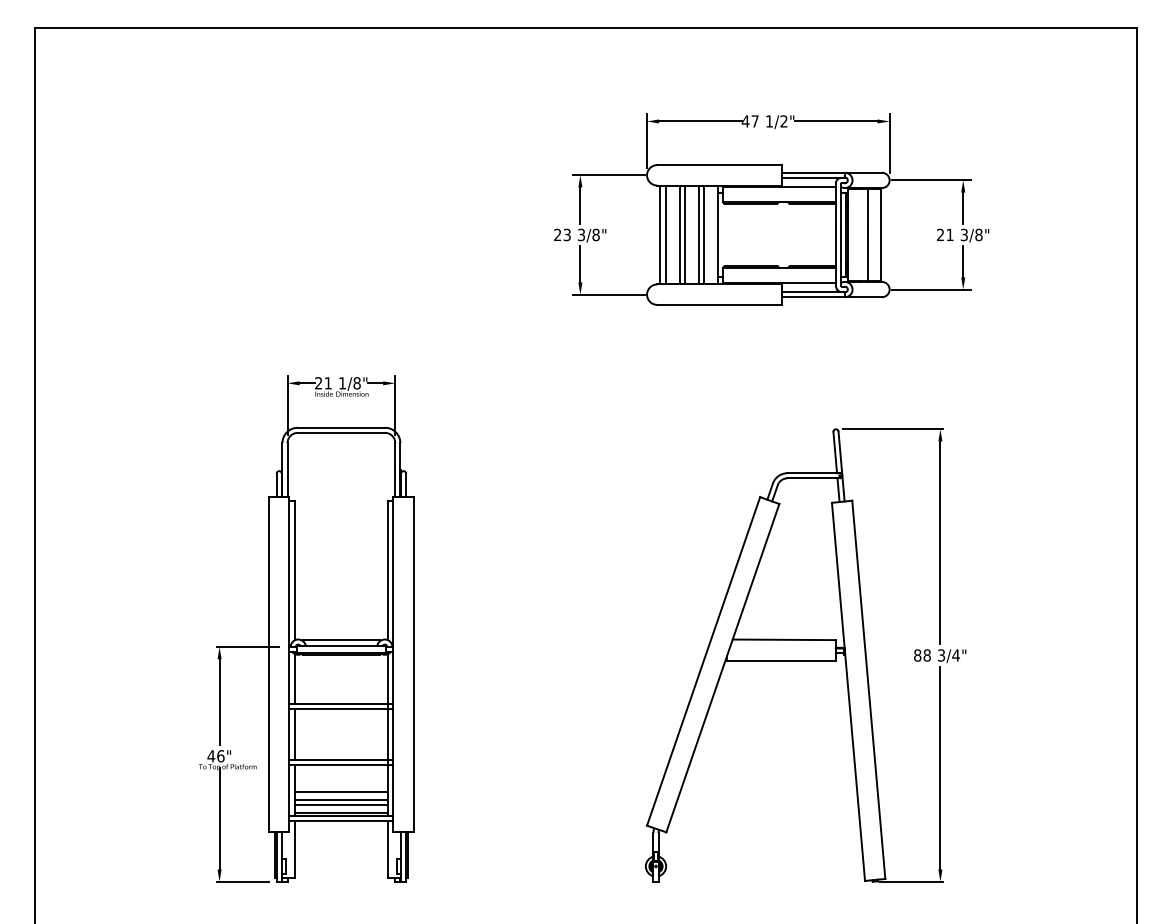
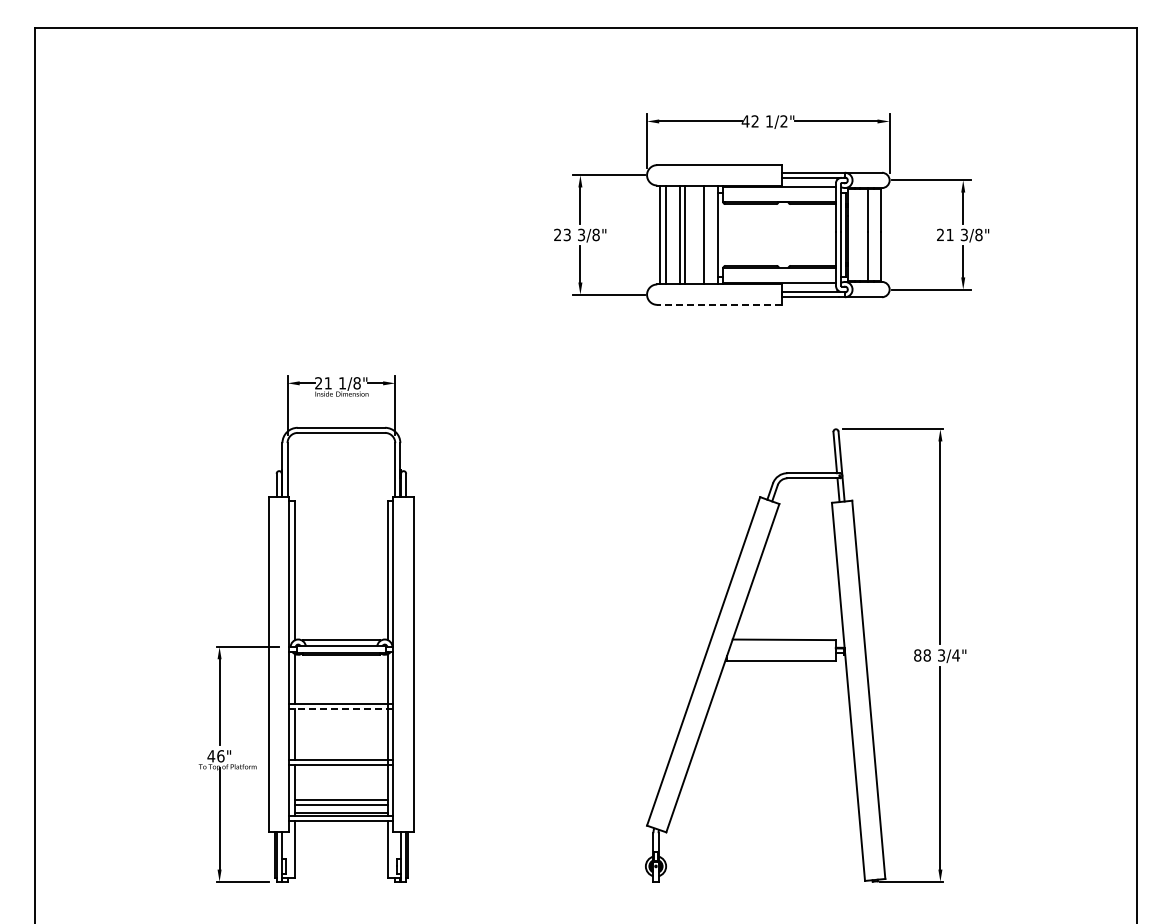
text: 47 -> 42 (754, 121)
line: present -> none (698, 234)
line: solid -> dashed (719, 304)
line: solid -> dashed (341, 708)
line: present -> none (341, 792)
